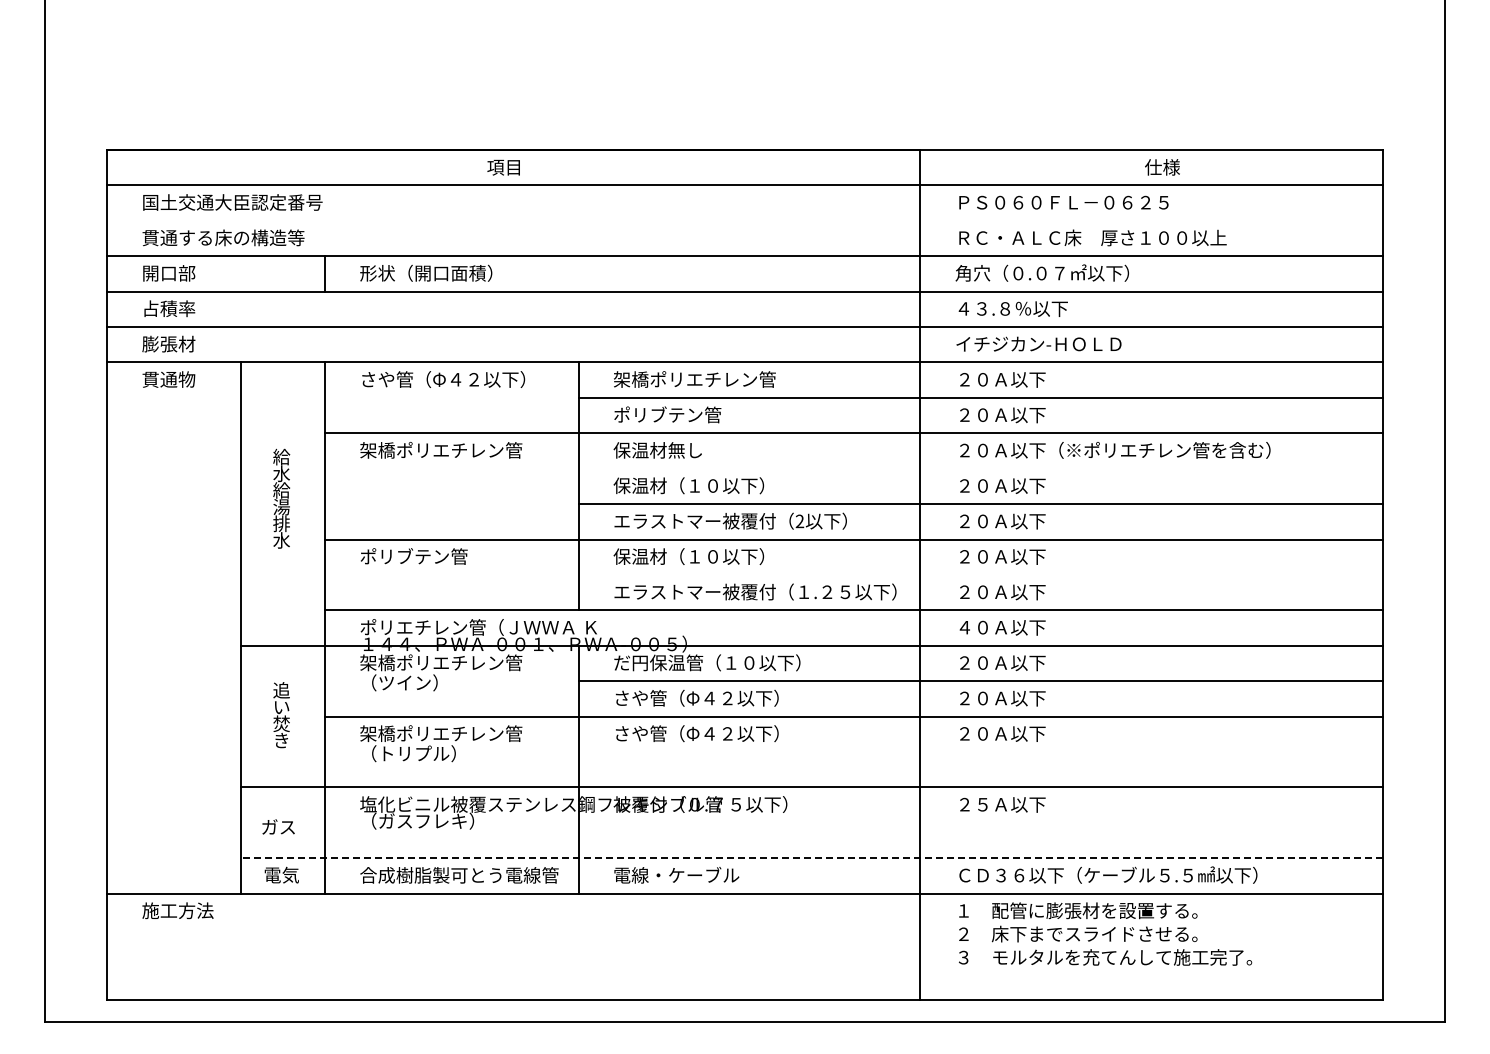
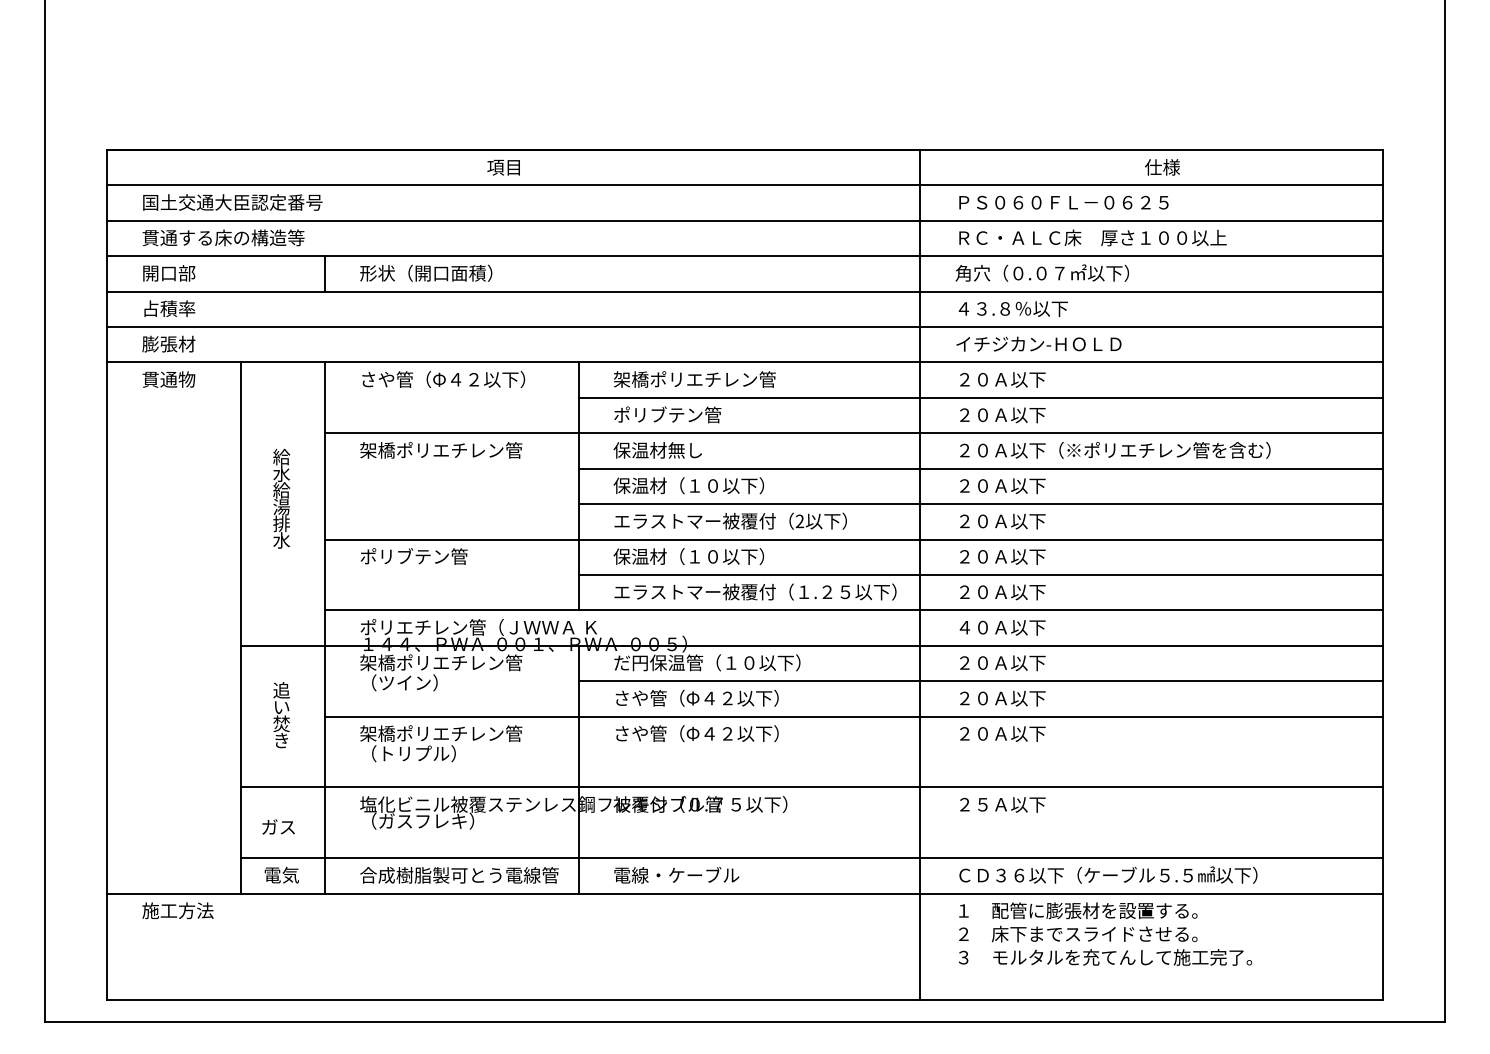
line: none -> present (744, 220)
line: none -> present (980, 468)
line: none -> present (980, 574)
line: dashed -> solid (812, 858)
